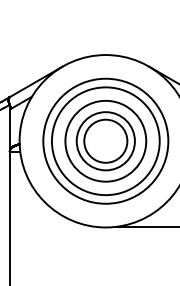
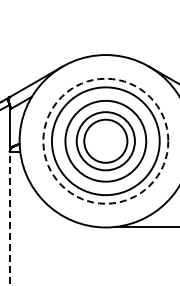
circle: solid -> dashed (105, 140)
line: solid -> dashed (9, 218)
